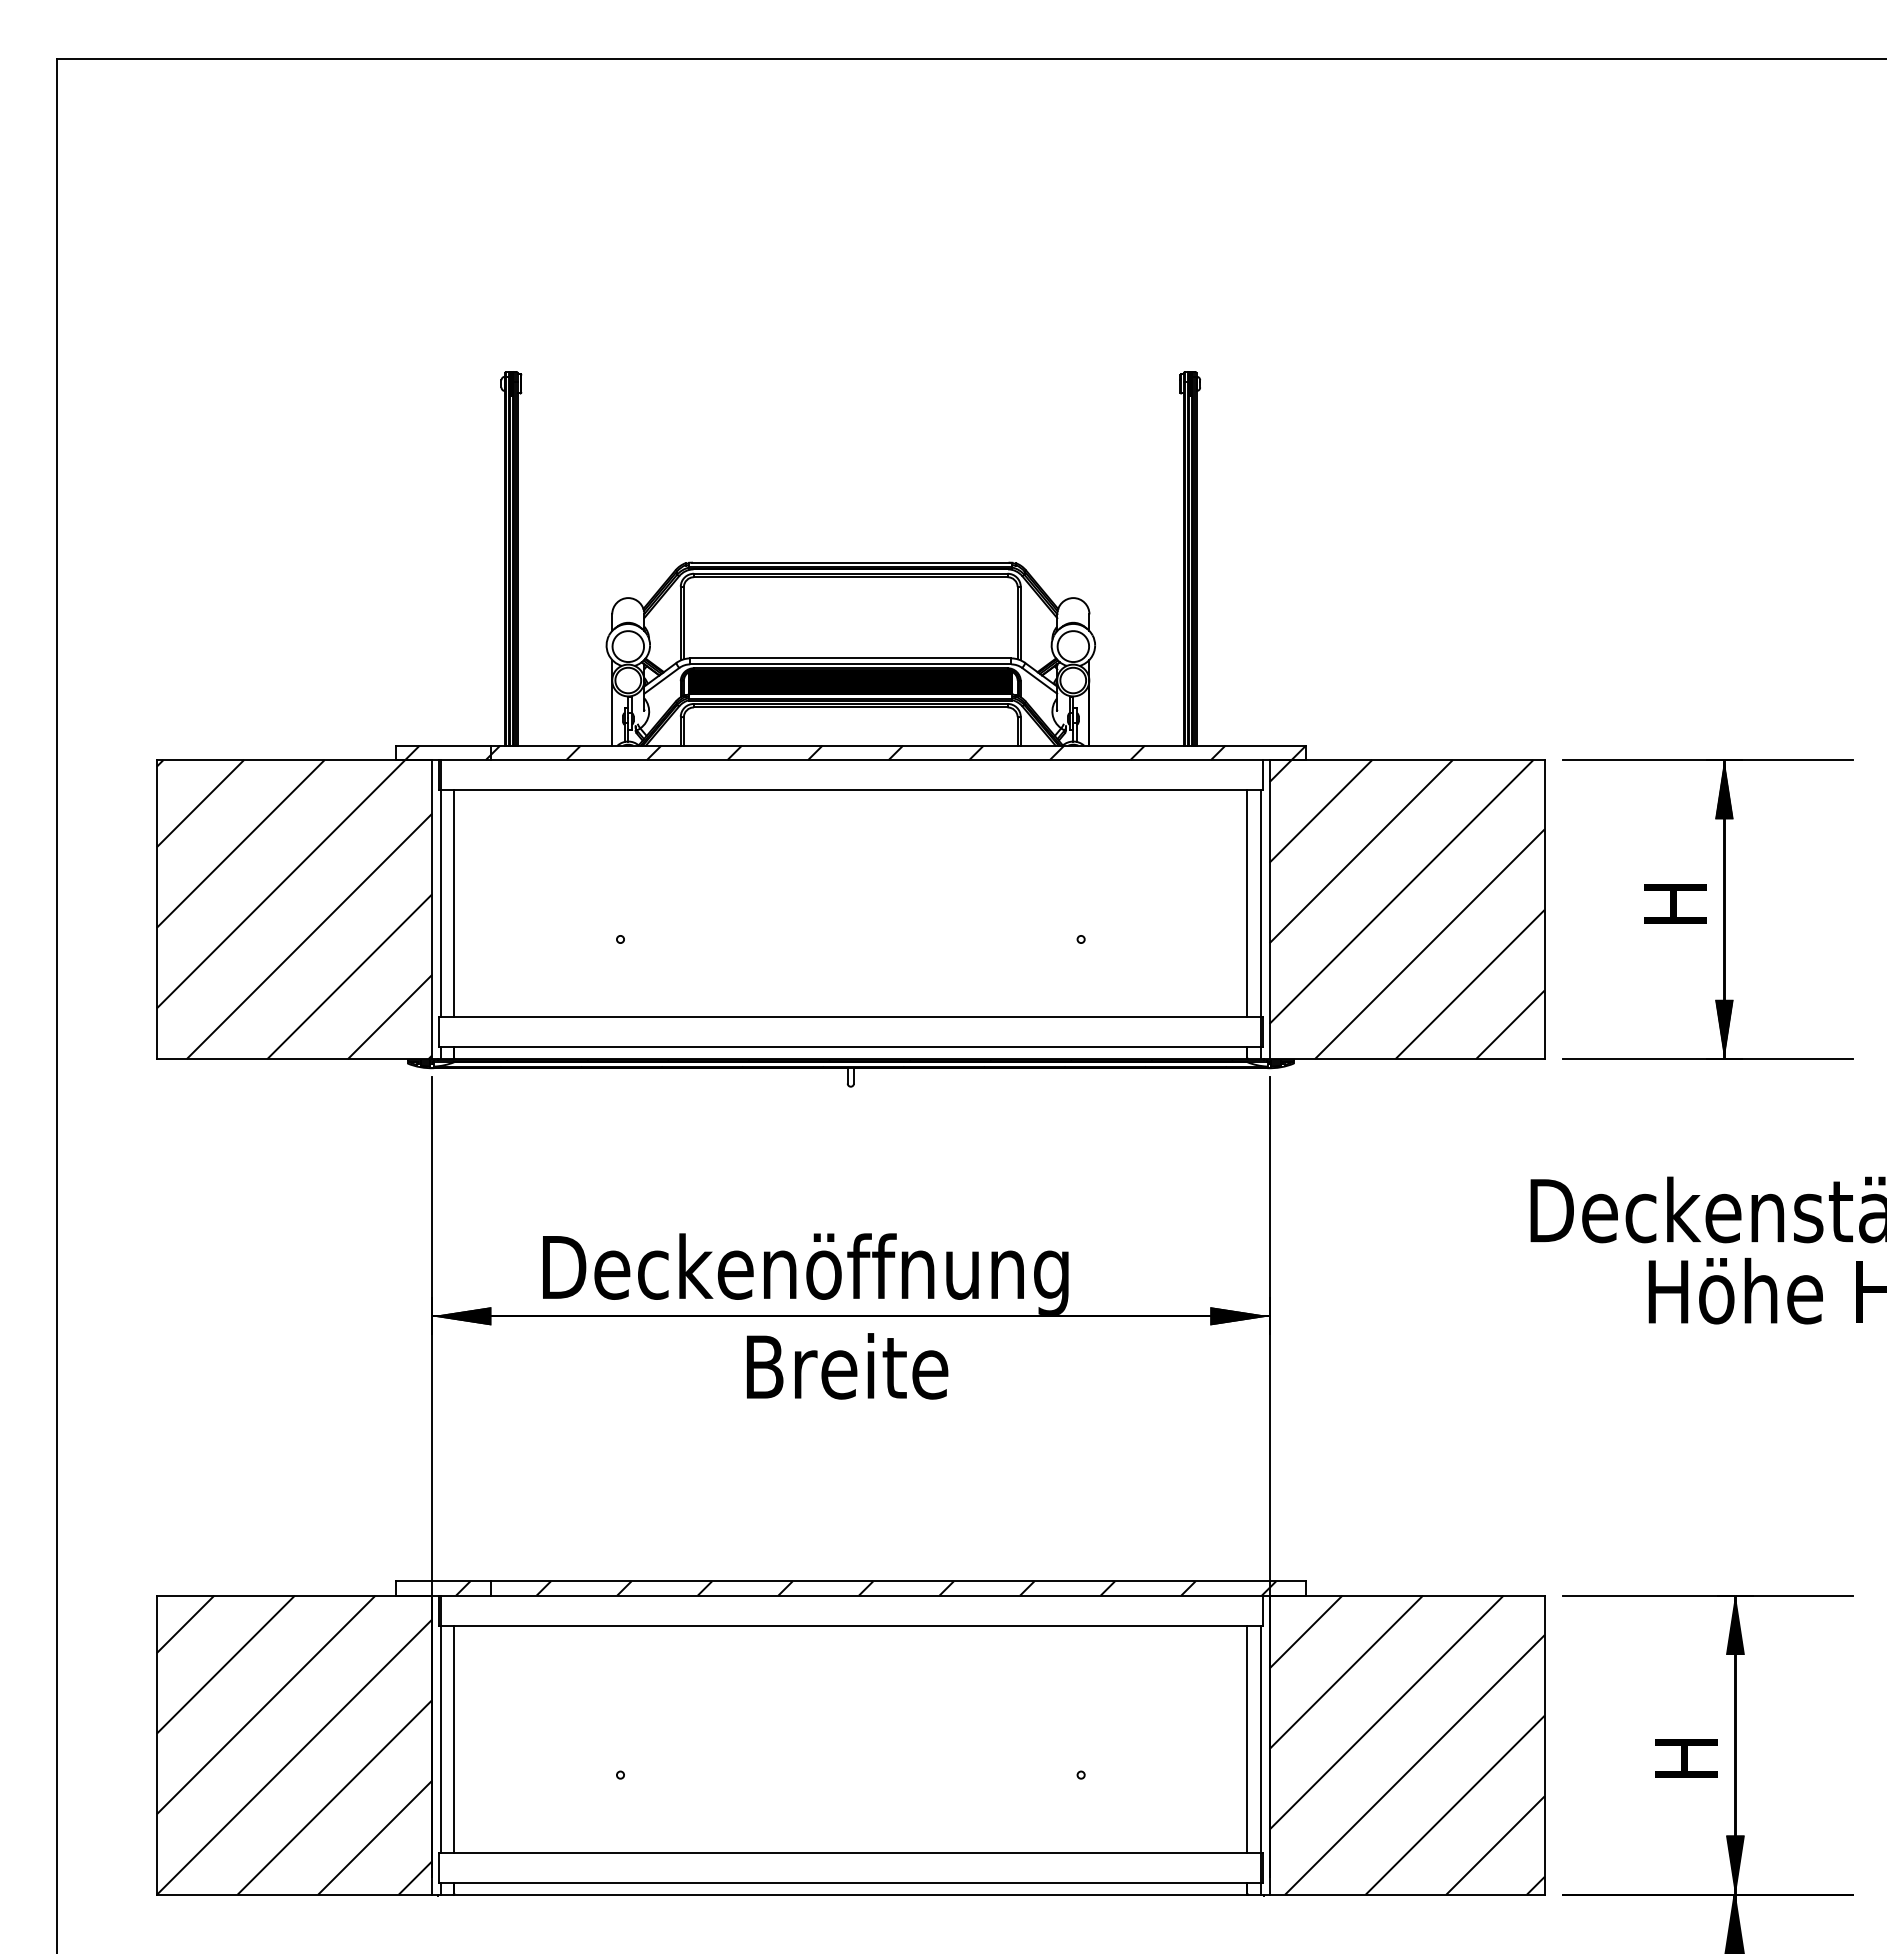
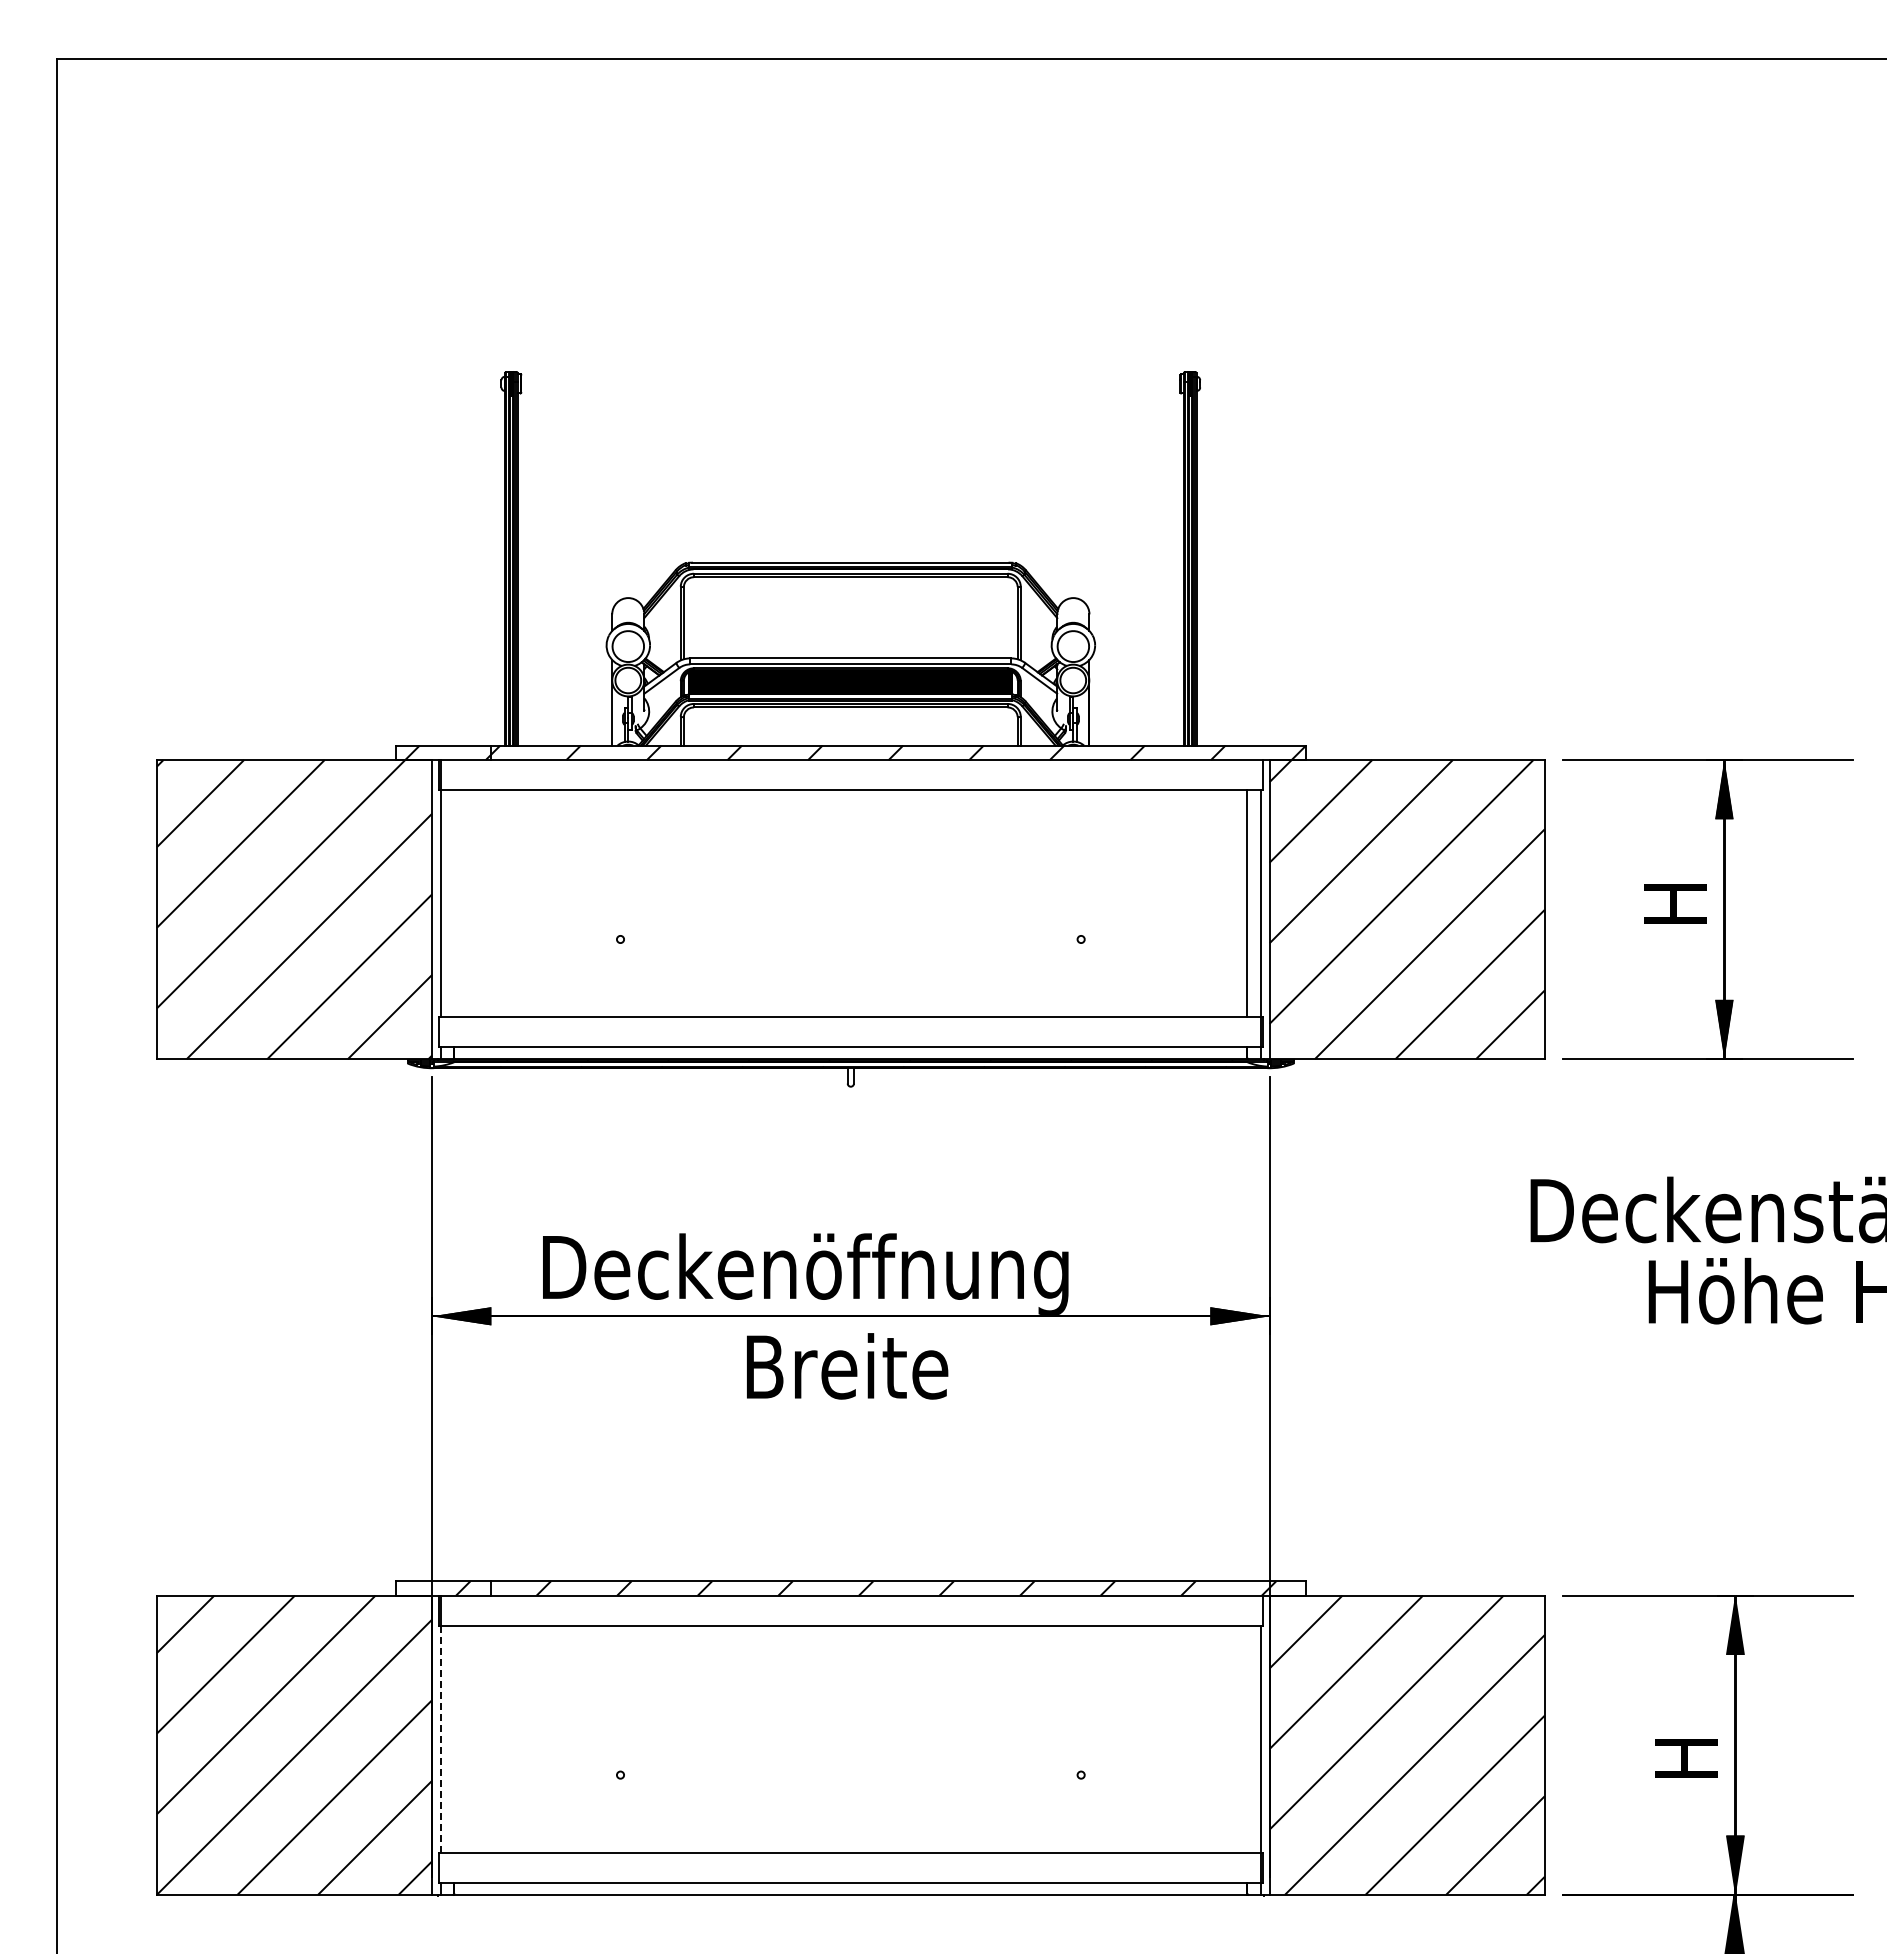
line: present -> none (454, 903)
line: present -> none (454, 1738)
line: present -> none (1247, 1738)
line: solid -> dashed (441, 1739)
